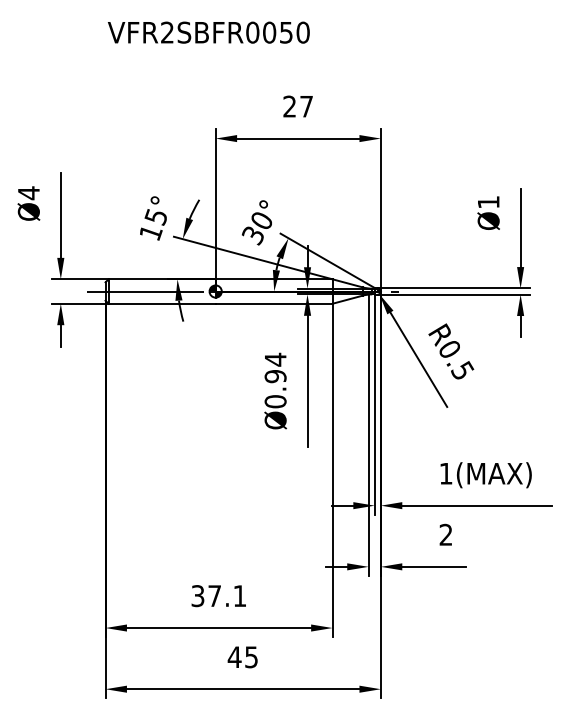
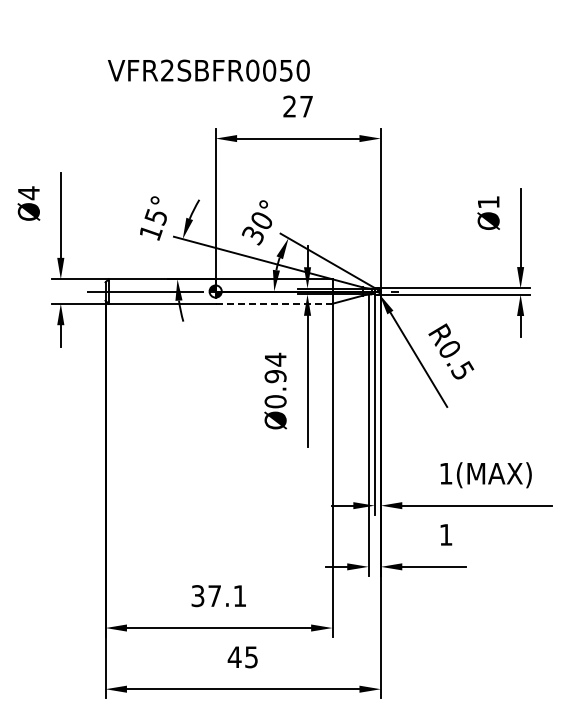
text position: (208, 32) -> (208, 70) (208, 70)
line: solid -> dashed (274, 303)
text: 2 -> 1 (445, 534)
